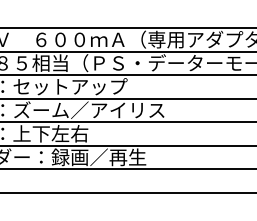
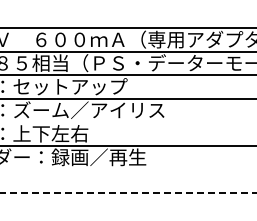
line: present -> none (127, 122)
line: present -> none (127, 169)
line: solid -> dashed (128, 192)
